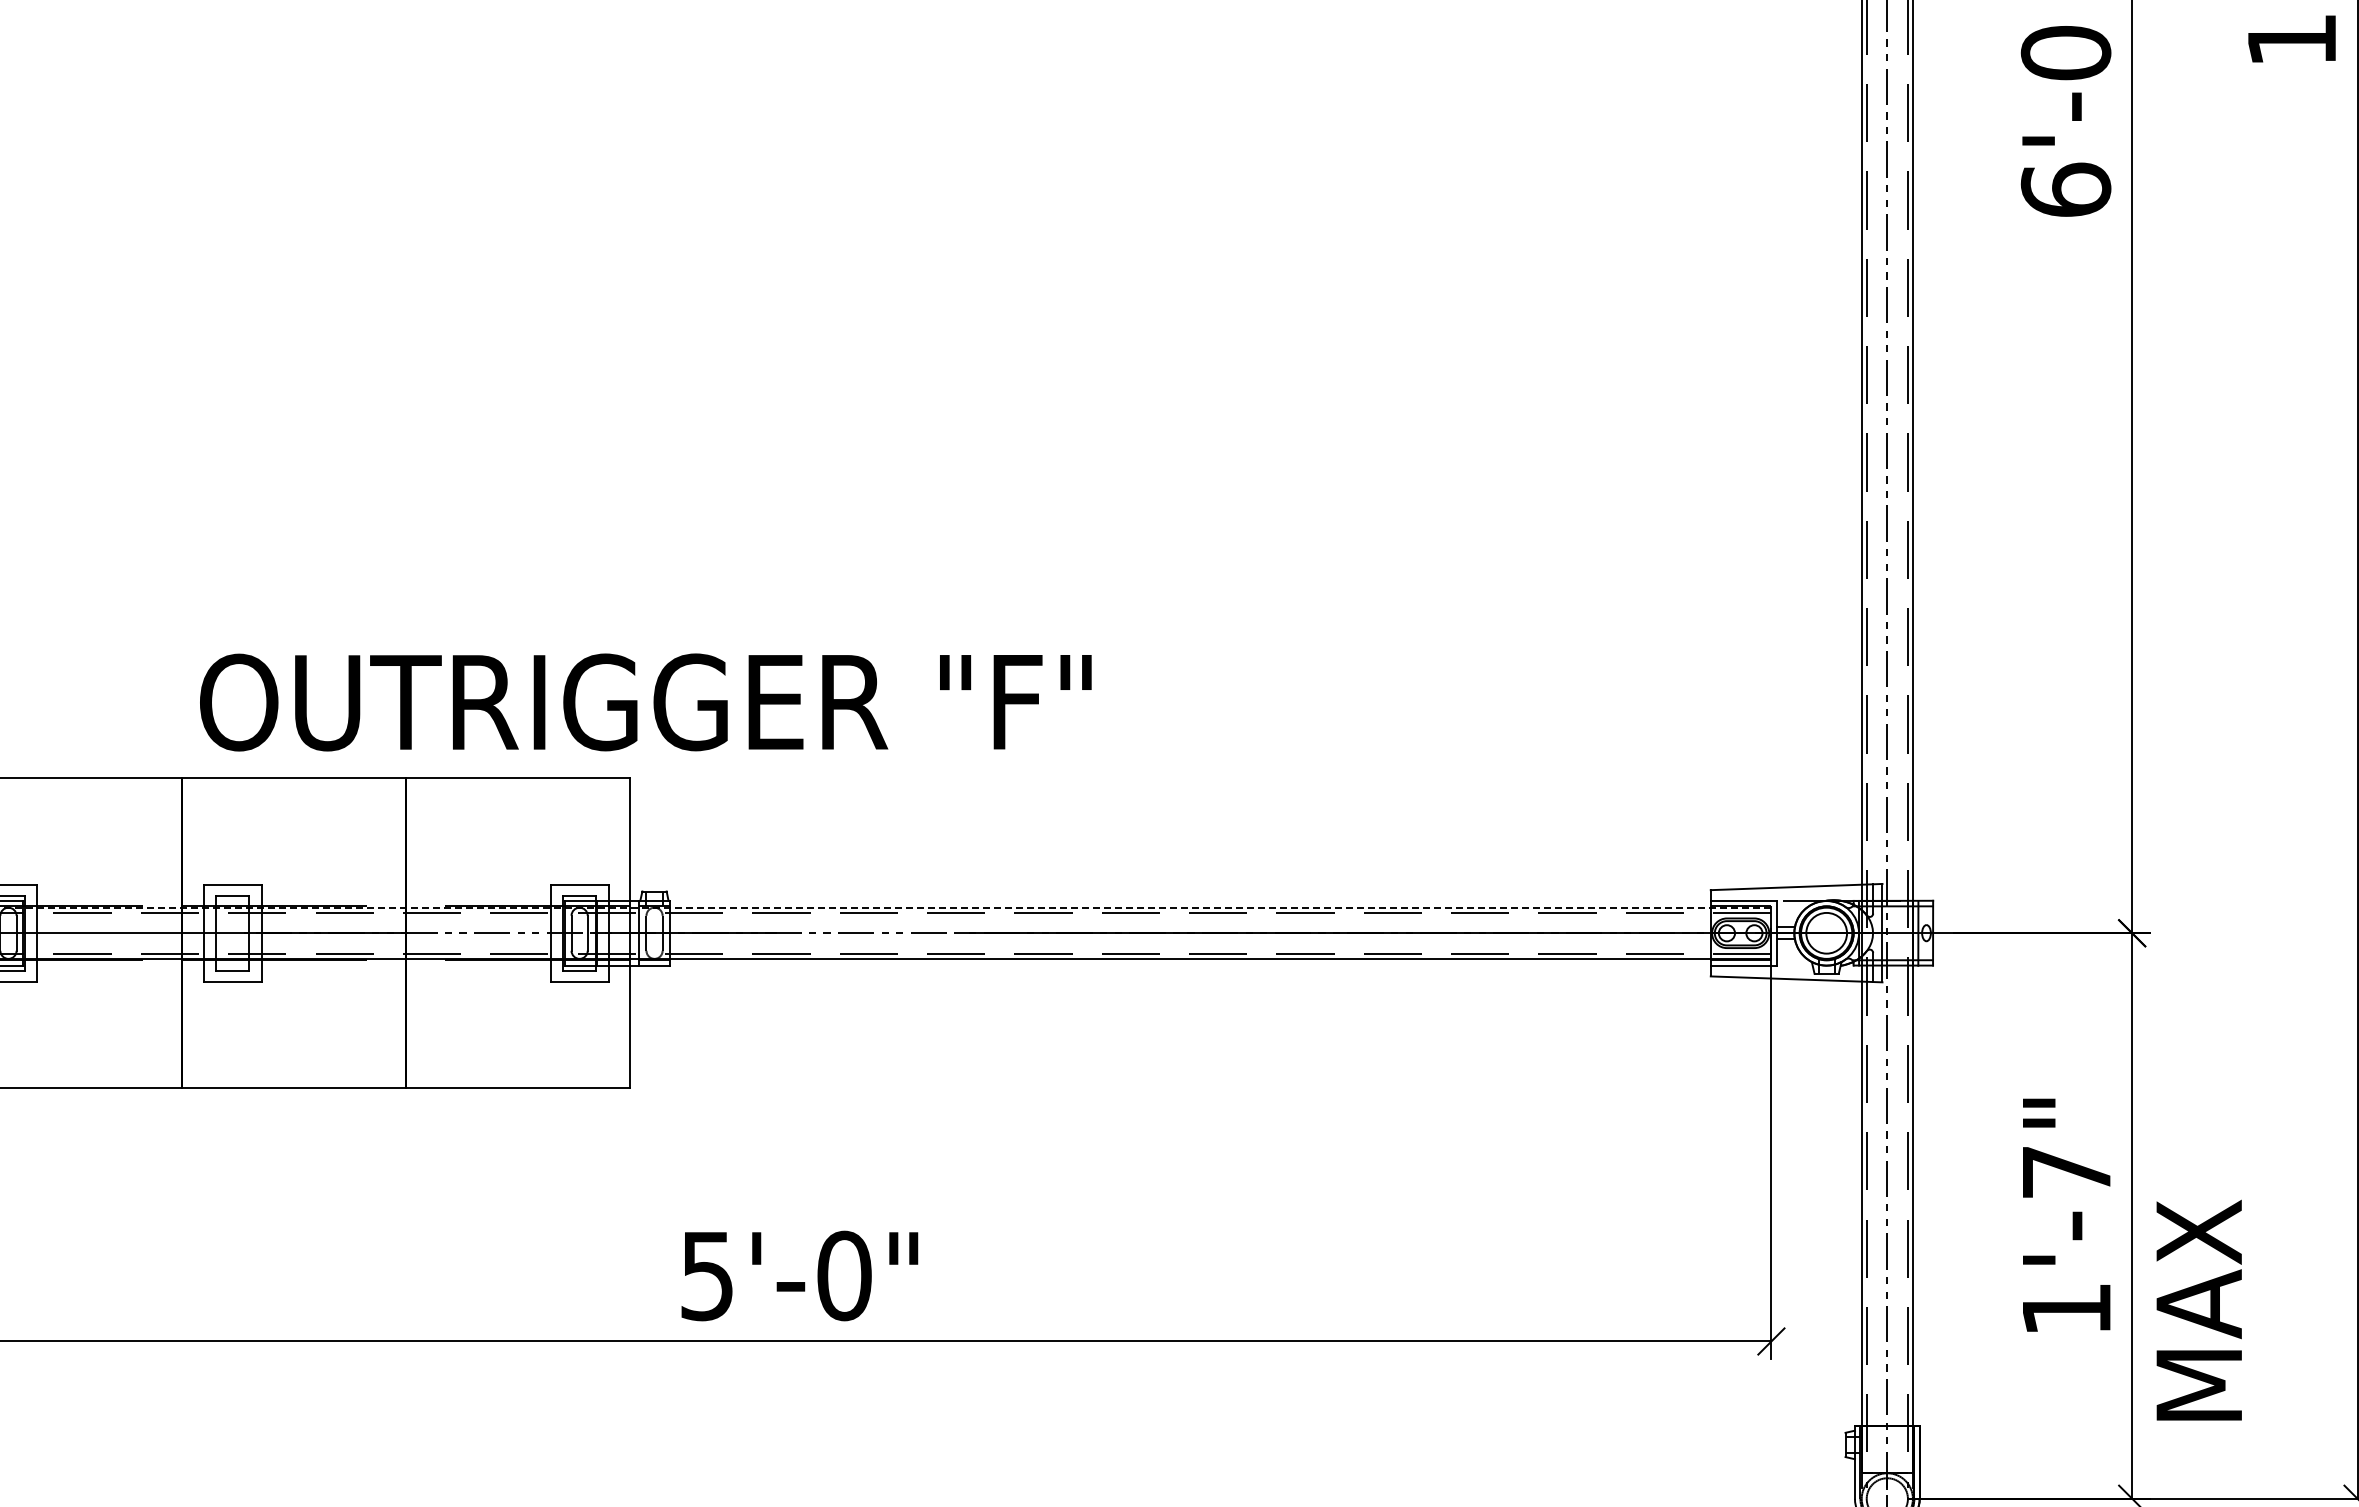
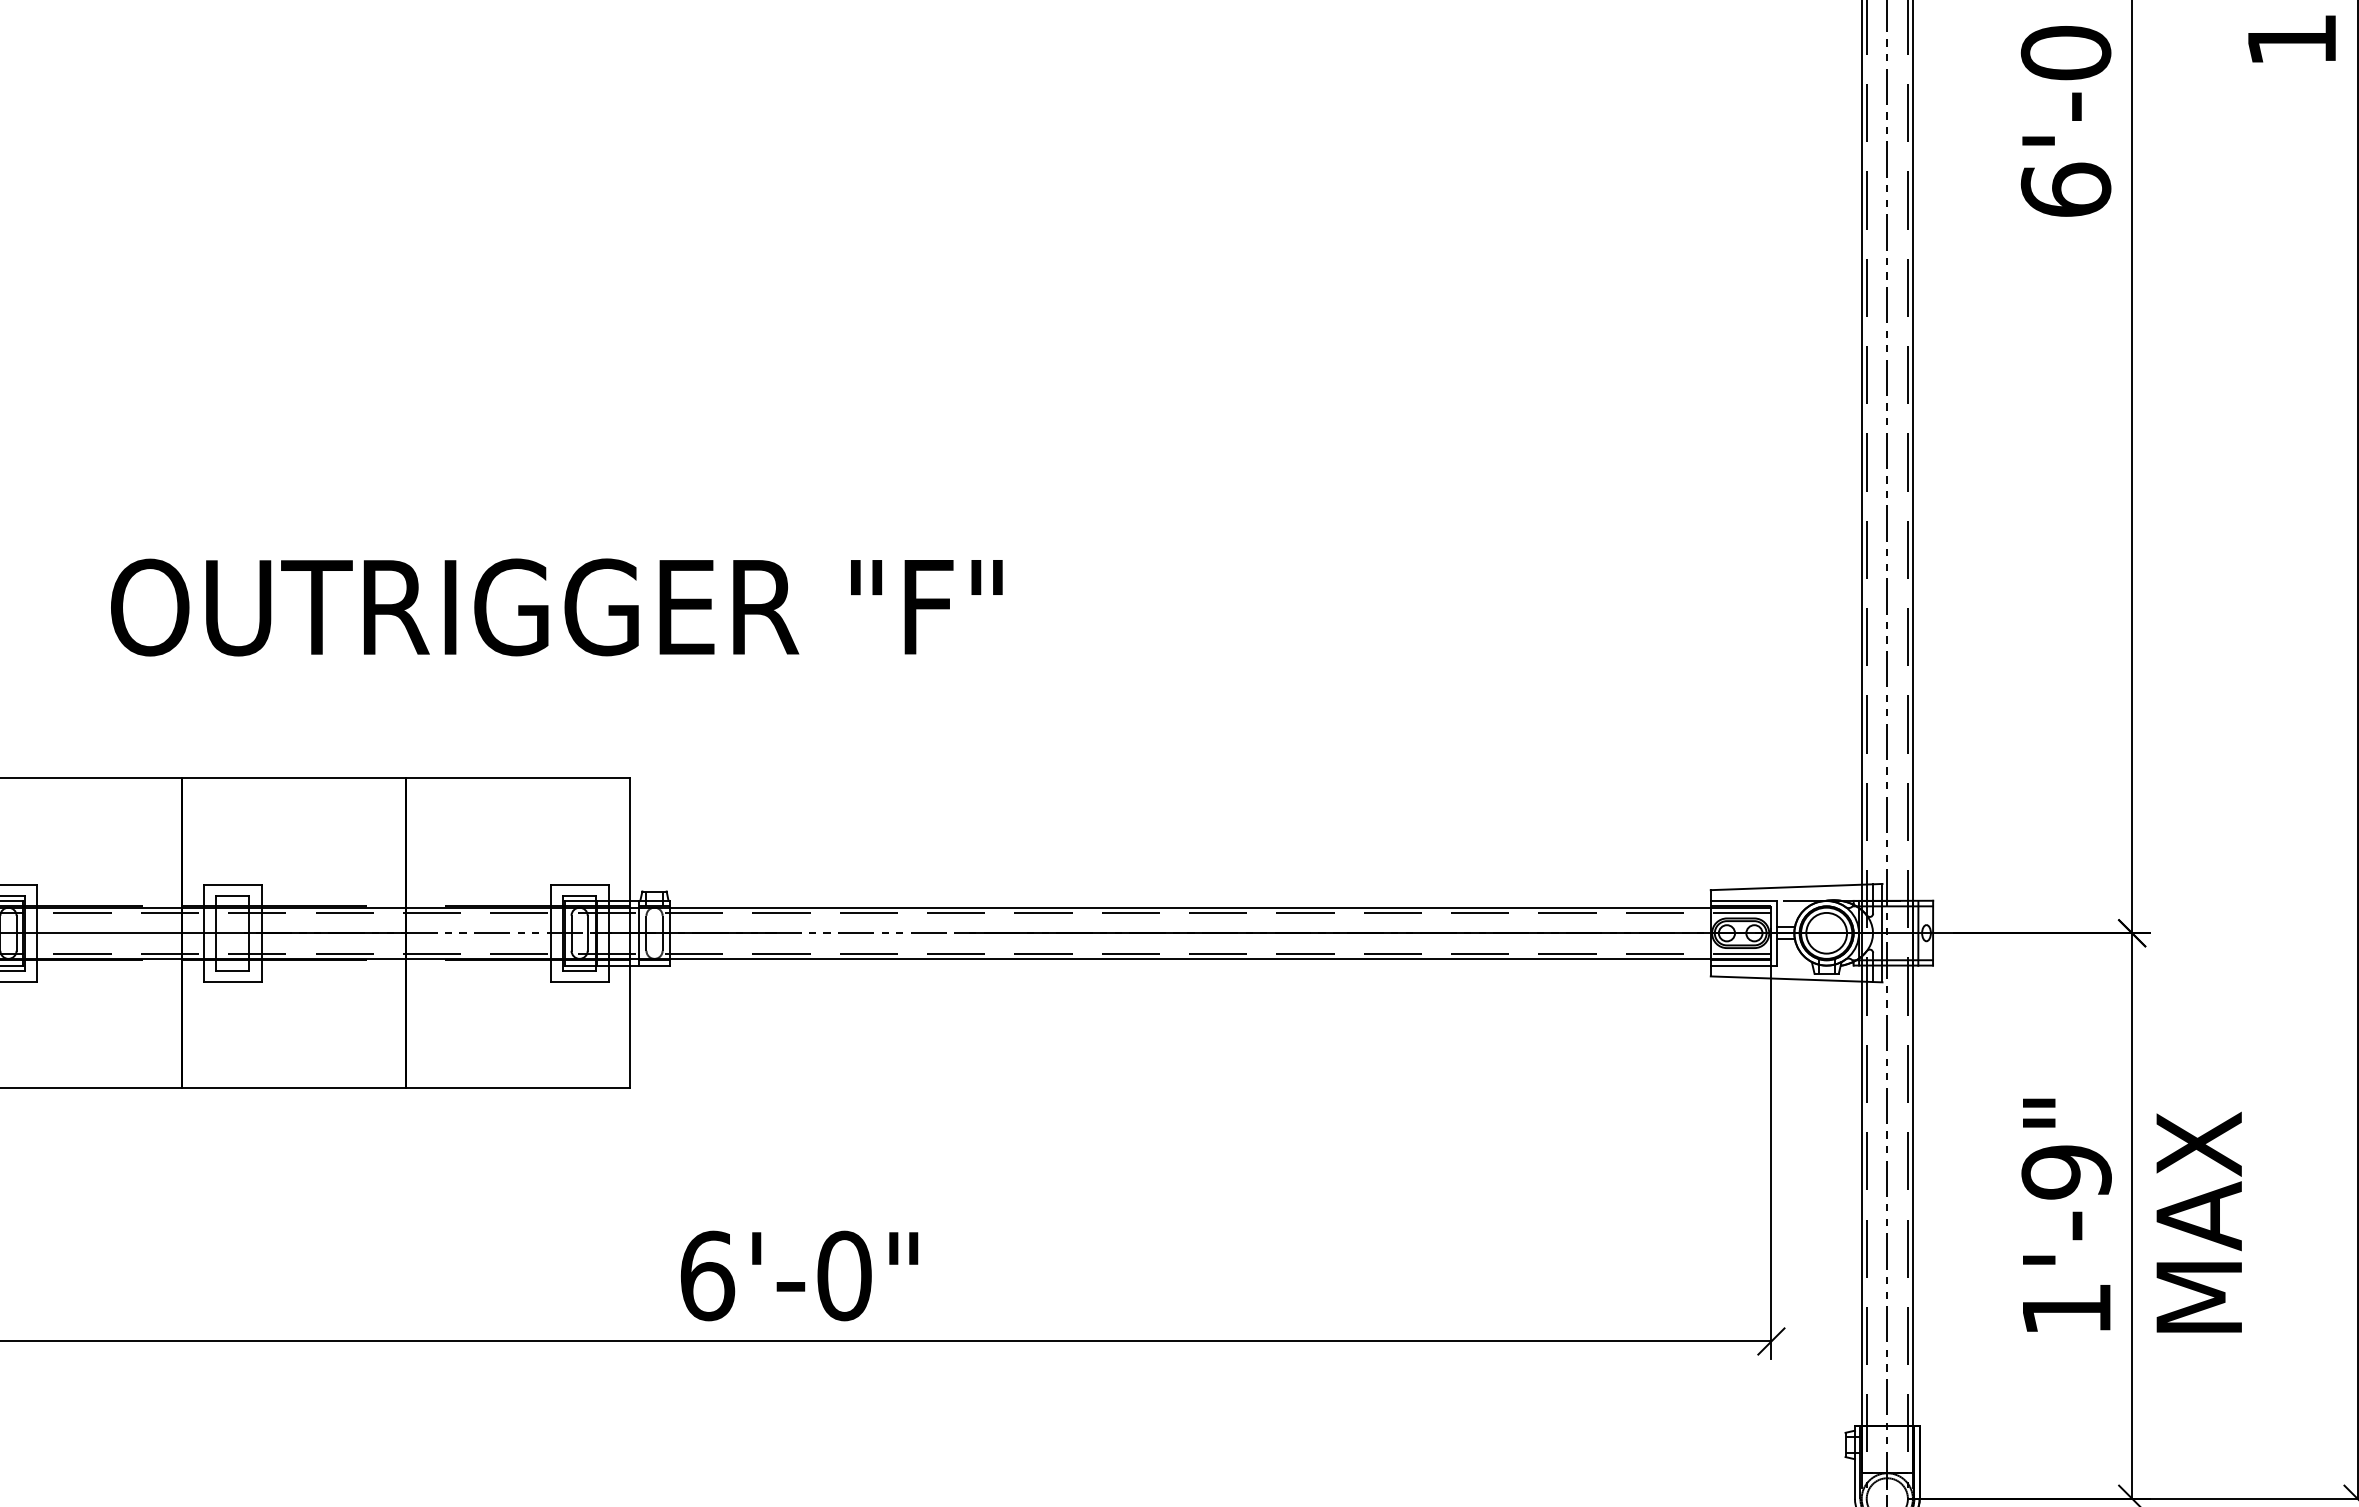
text position: (645, 702) -> (556, 607) (556, 607)
line: dashed -> solid (885, 907)
text: 1'-7" -> 1'-9" (2066, 1172)
text: 5'-0" -> 6'-0" (707, 1275)
text position: (2198, 1309) -> (2198, 1221) (2198, 1221)
